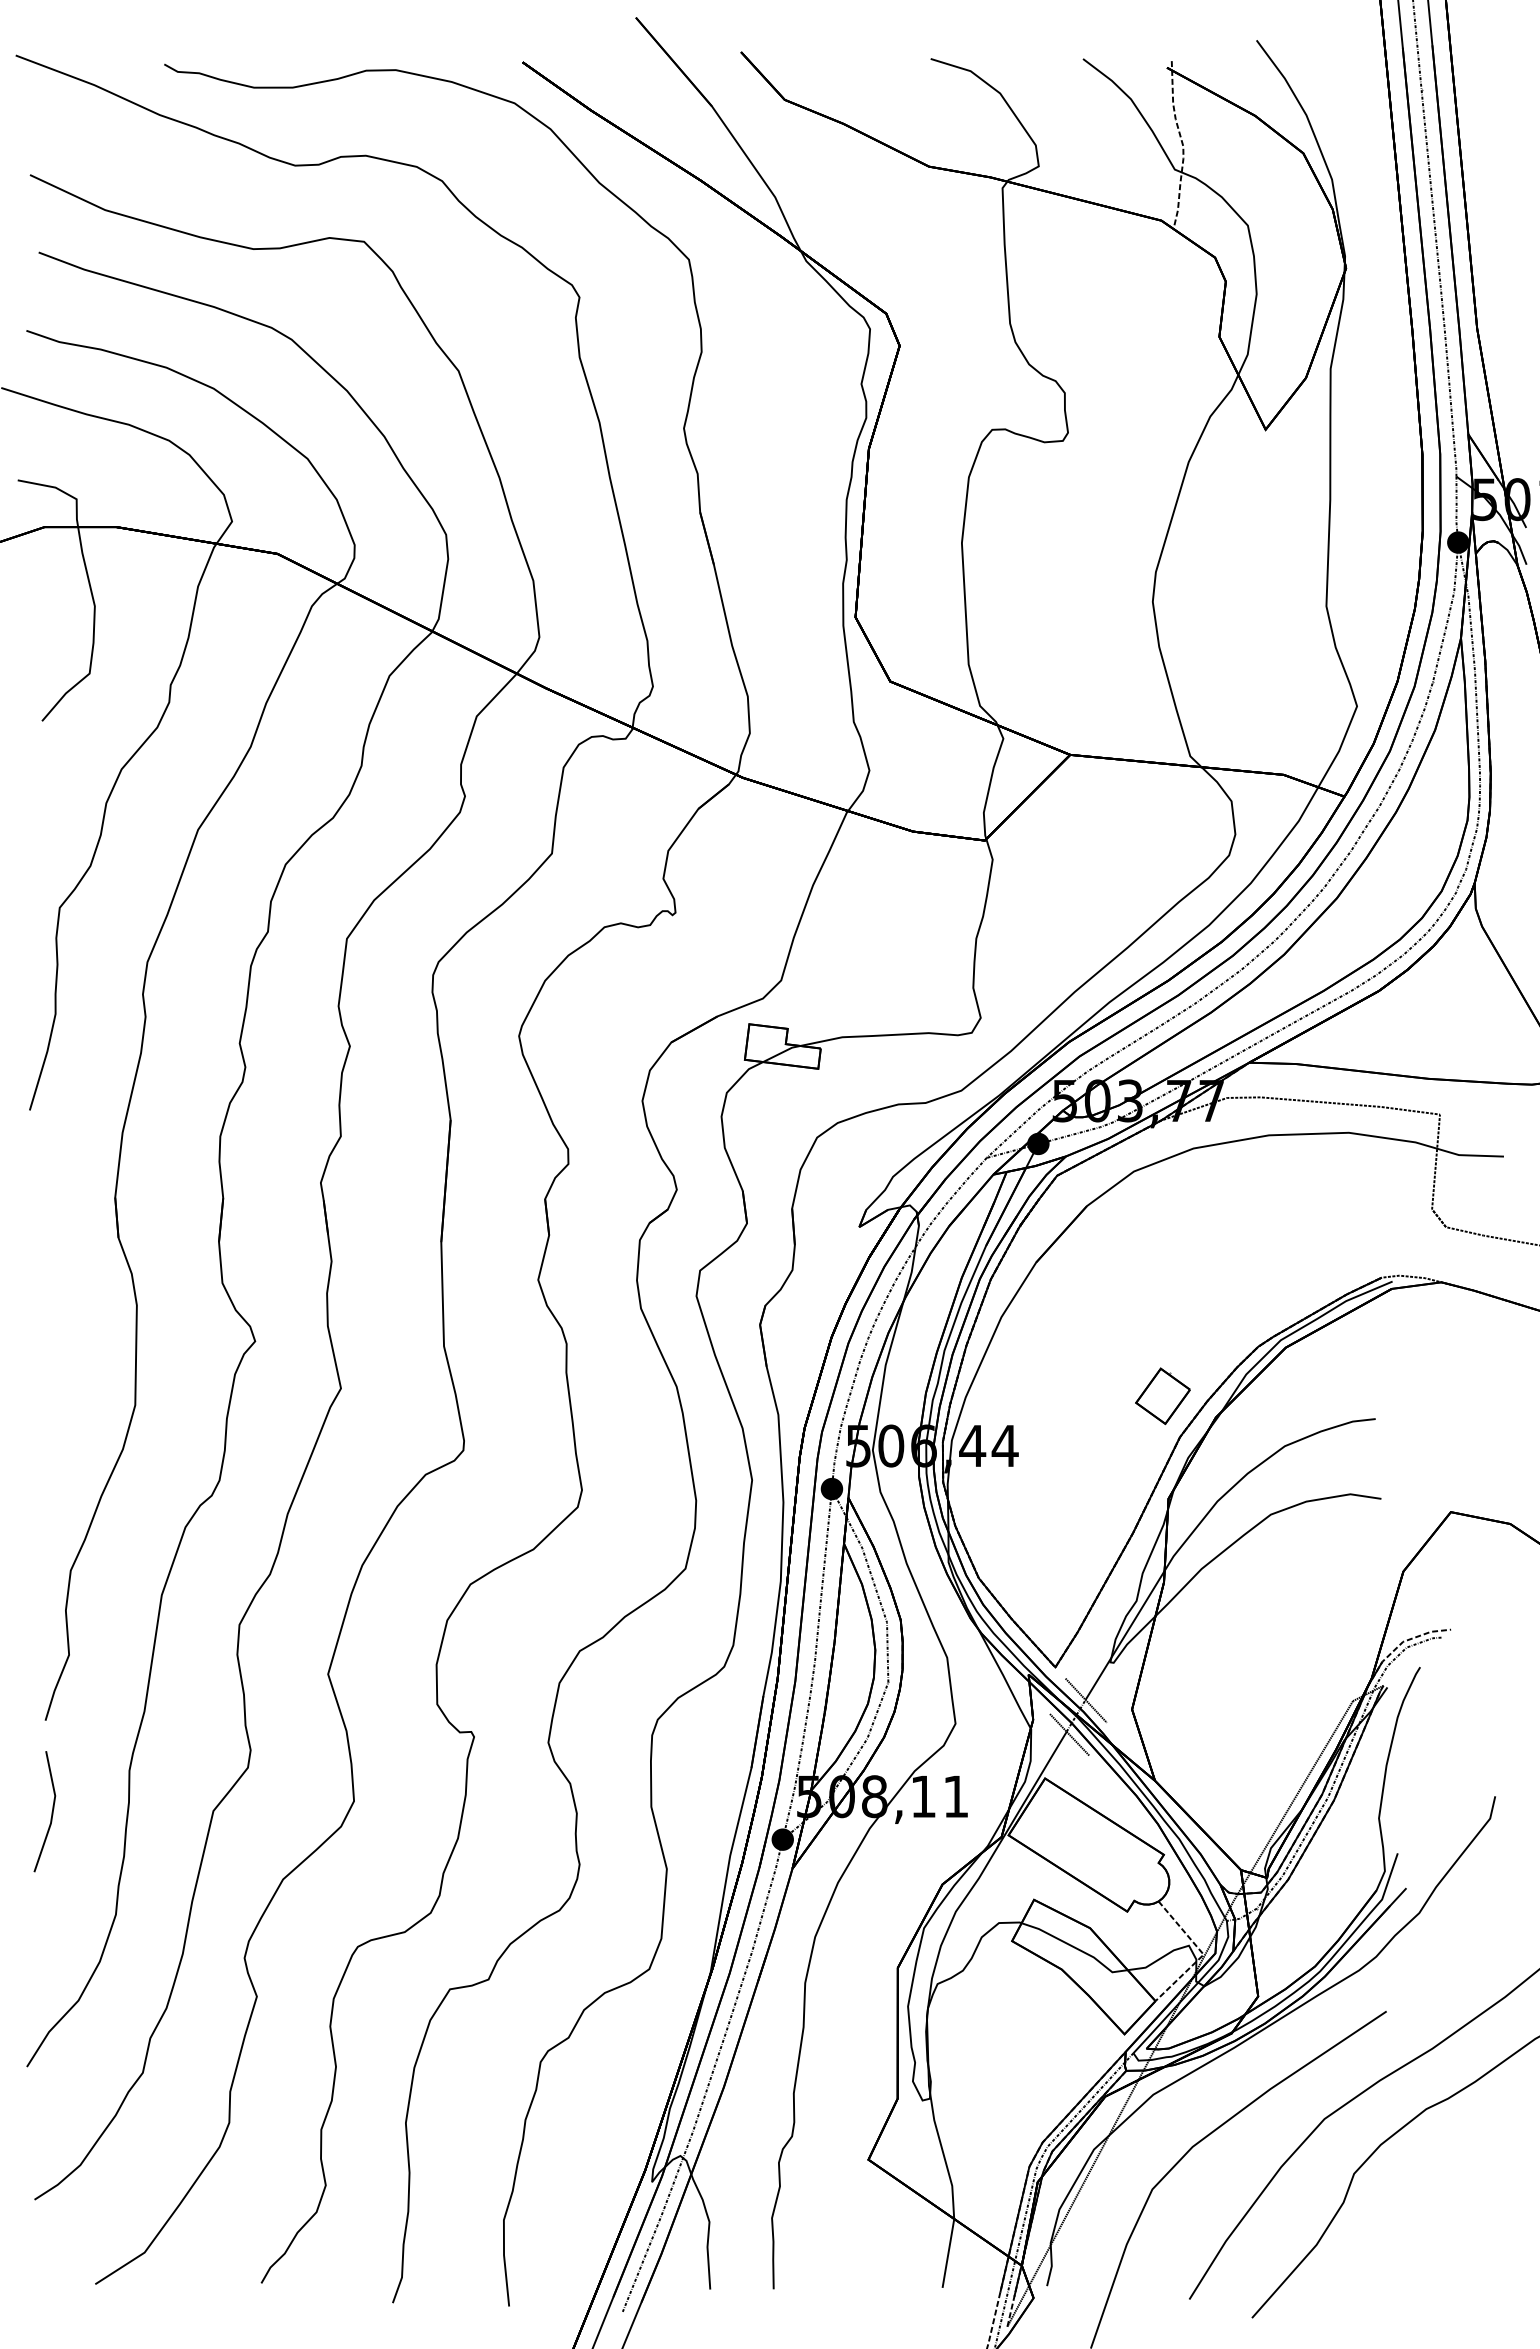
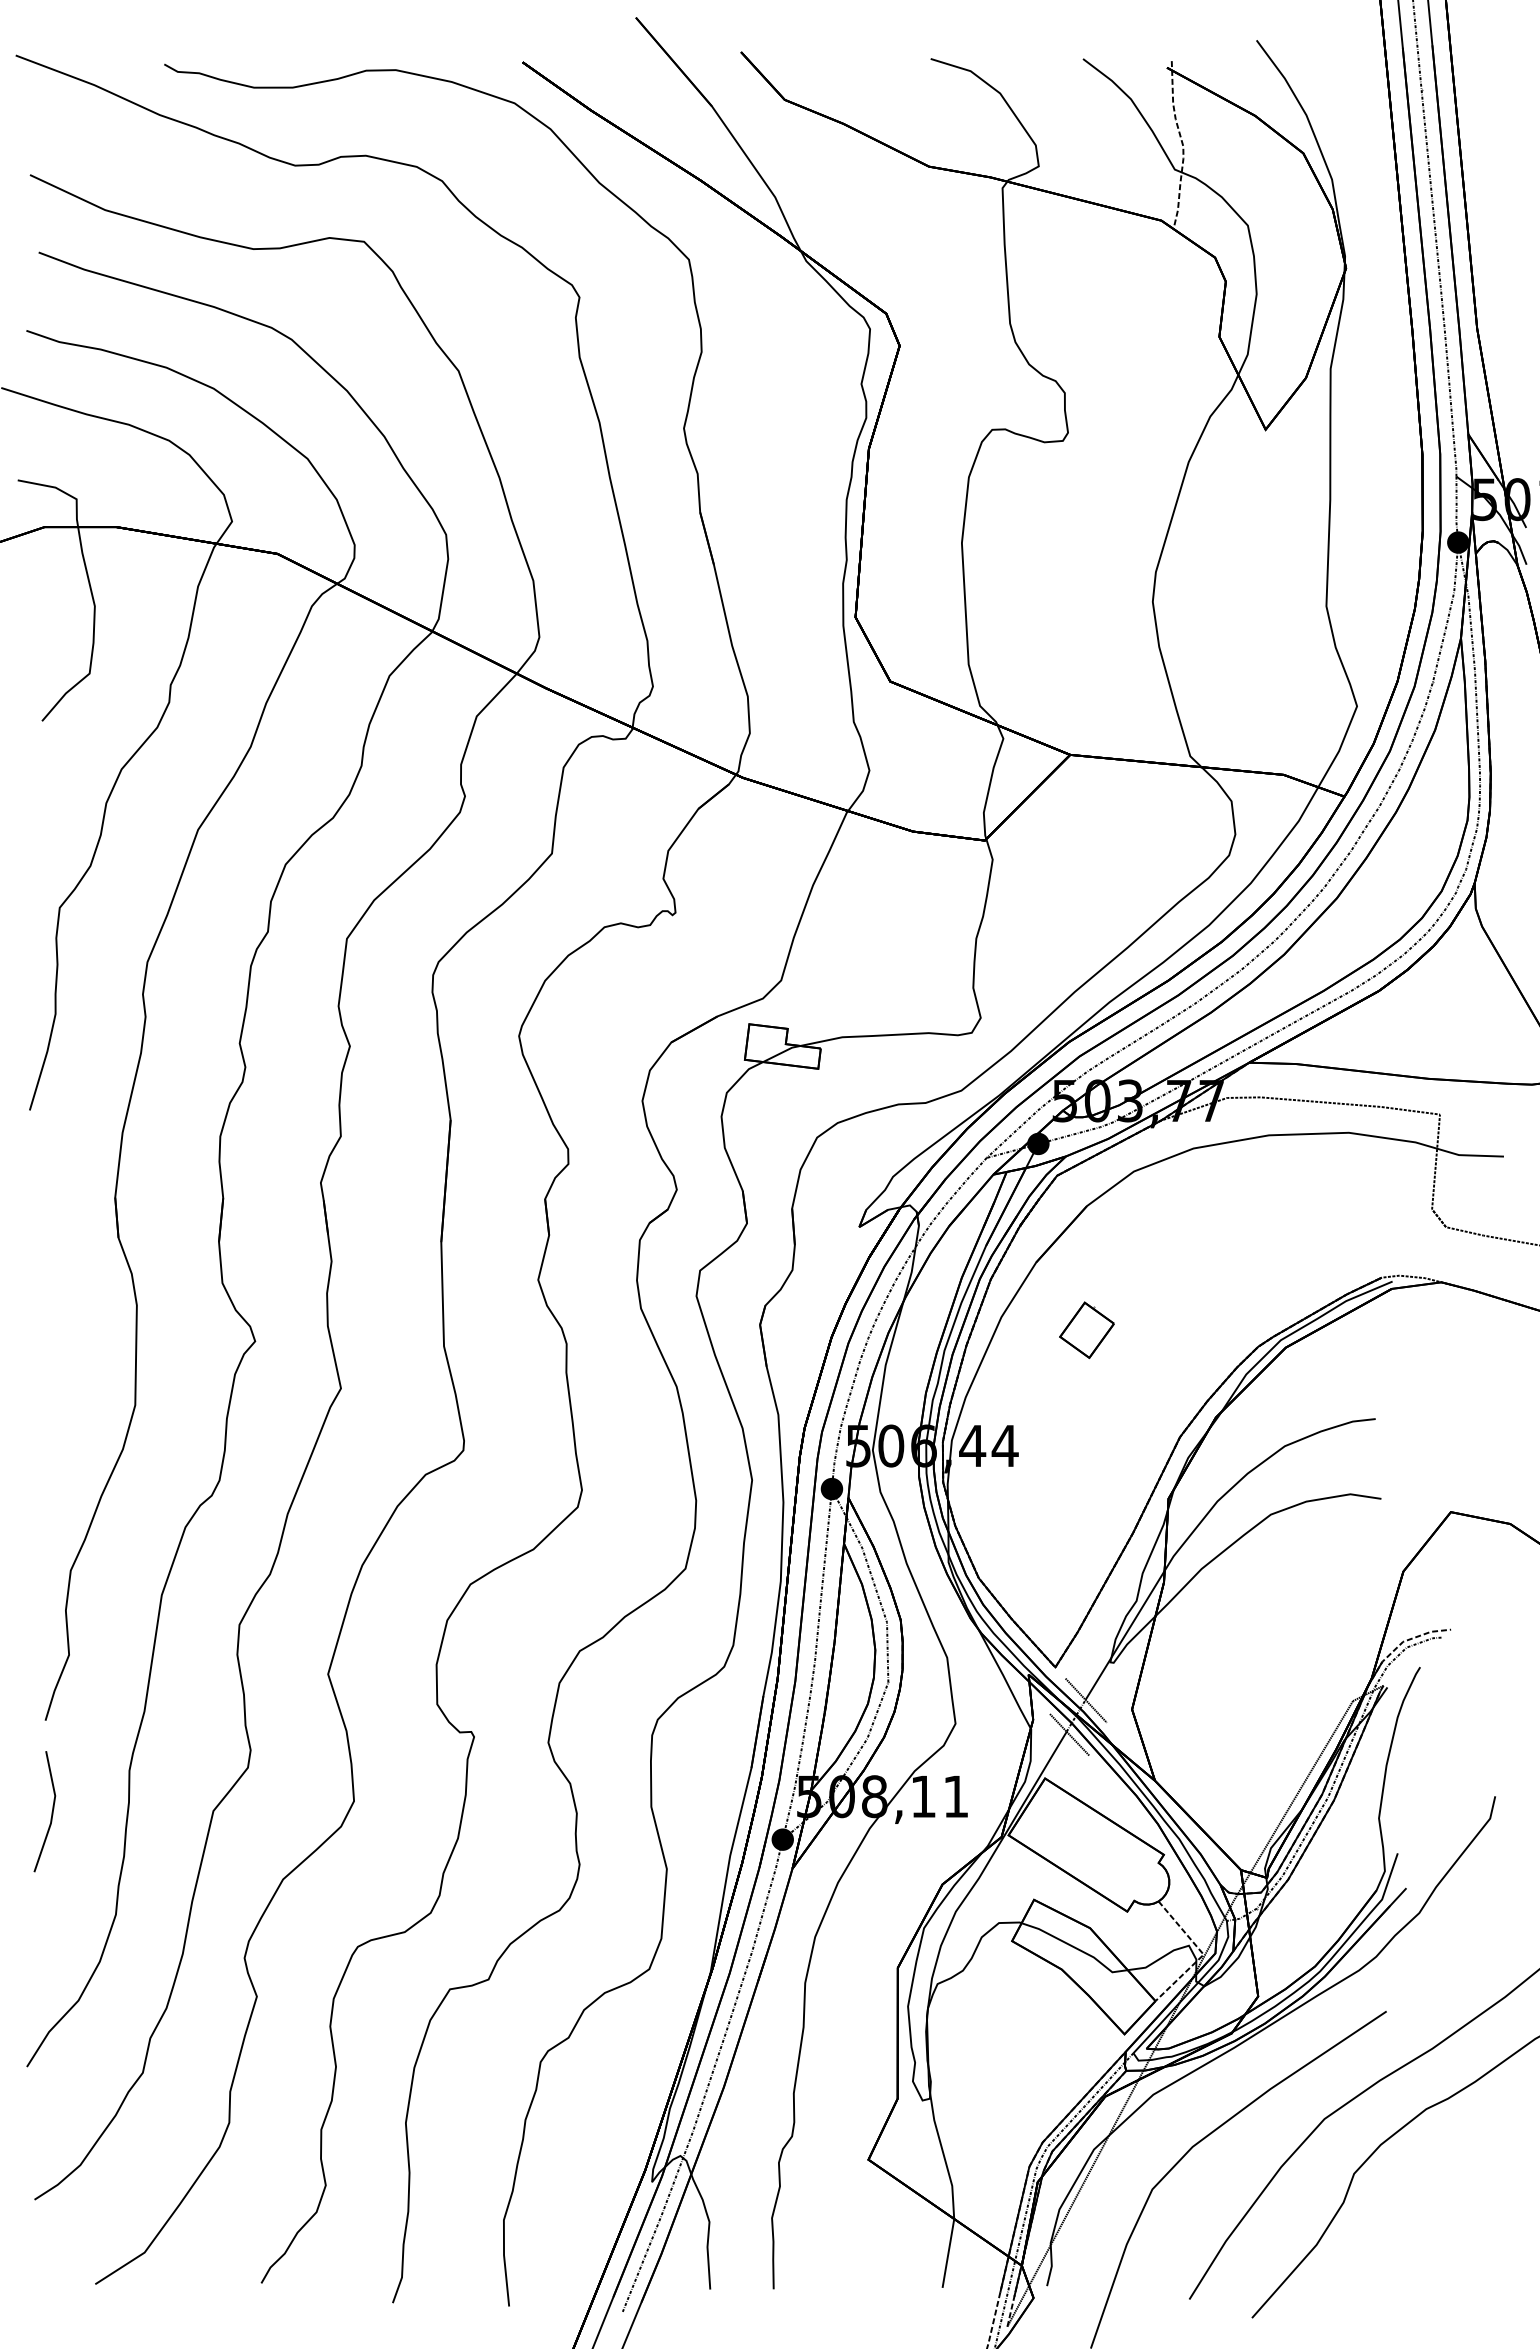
part position: (1162, 1396) -> (1086, 1330) (1086, 1330)
